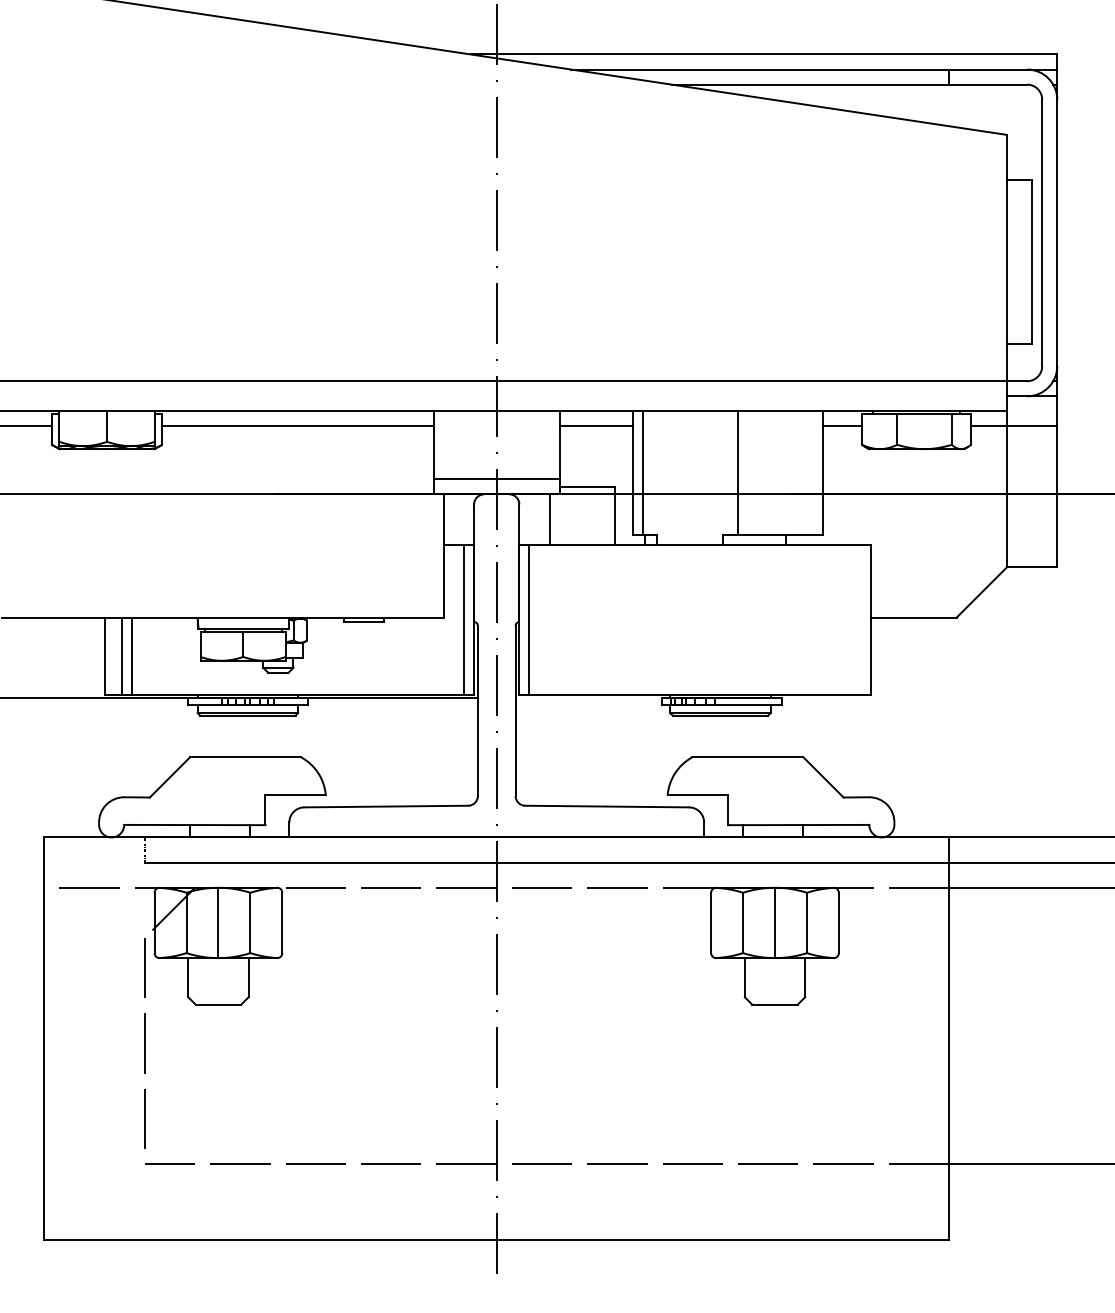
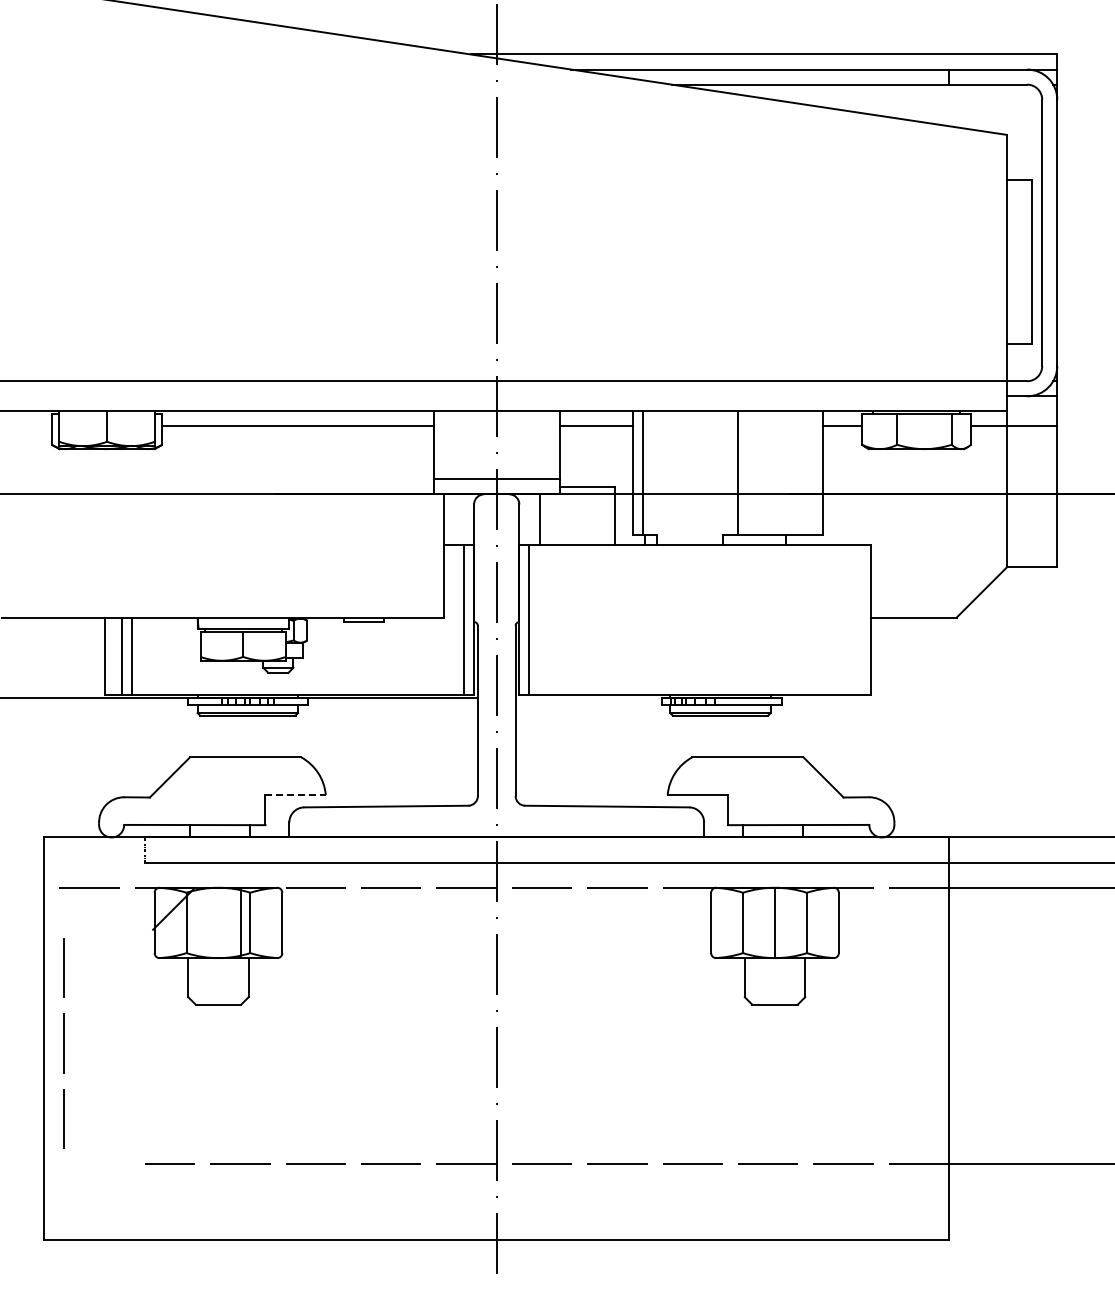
line: present -> none (26, 426)
line position: (549, 519) -> (539, 519) (539, 519)
line: solid -> dashed (296, 795)
line position: (218, 922) -> (241, 922) (241, 922)
line position: (144, 1043) -> (63, 1043) (63, 1043)
